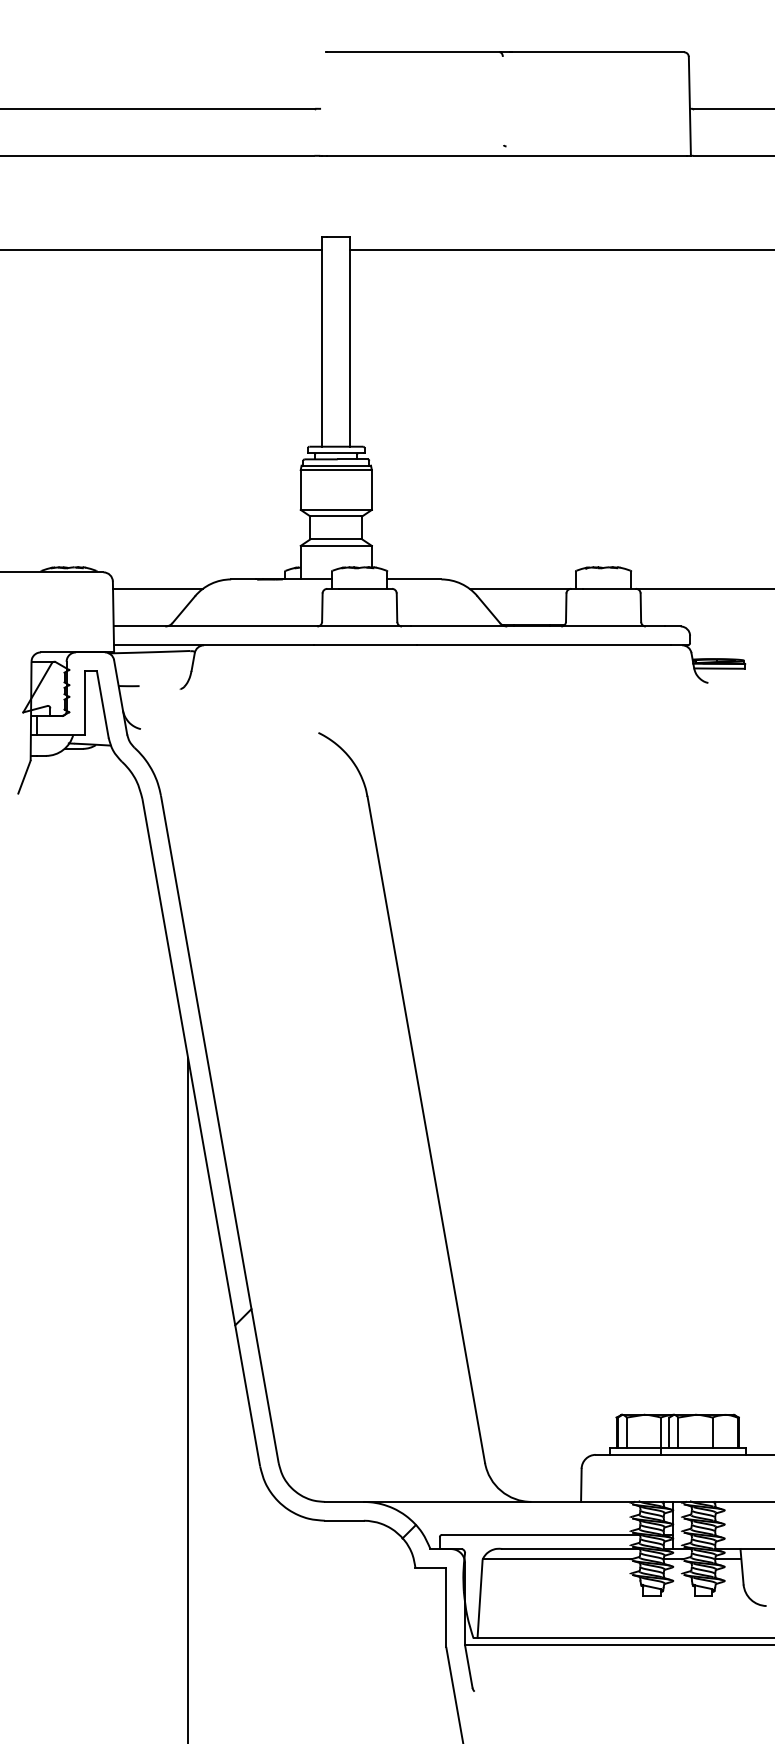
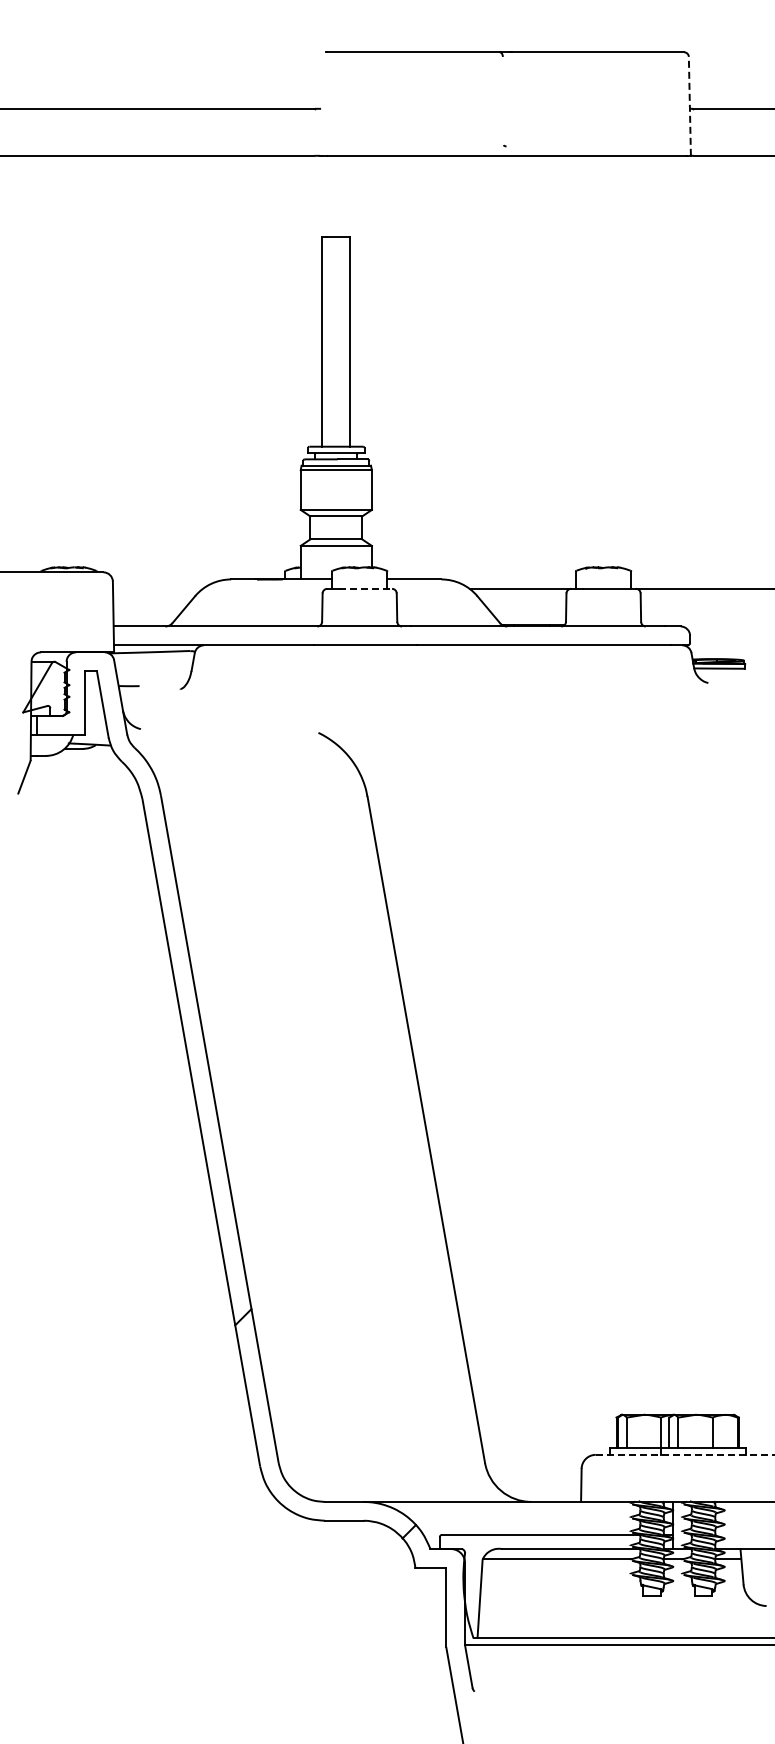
line: solid -> dashed (689, 105)
line: present -> none (162, 249)
line: present -> none (560, 249)
line: present -> none (157, 588)
line: solid -> dashed (365, 588)
line: present -> none (188, 1398)
line: solid -> dashed (685, 1454)
